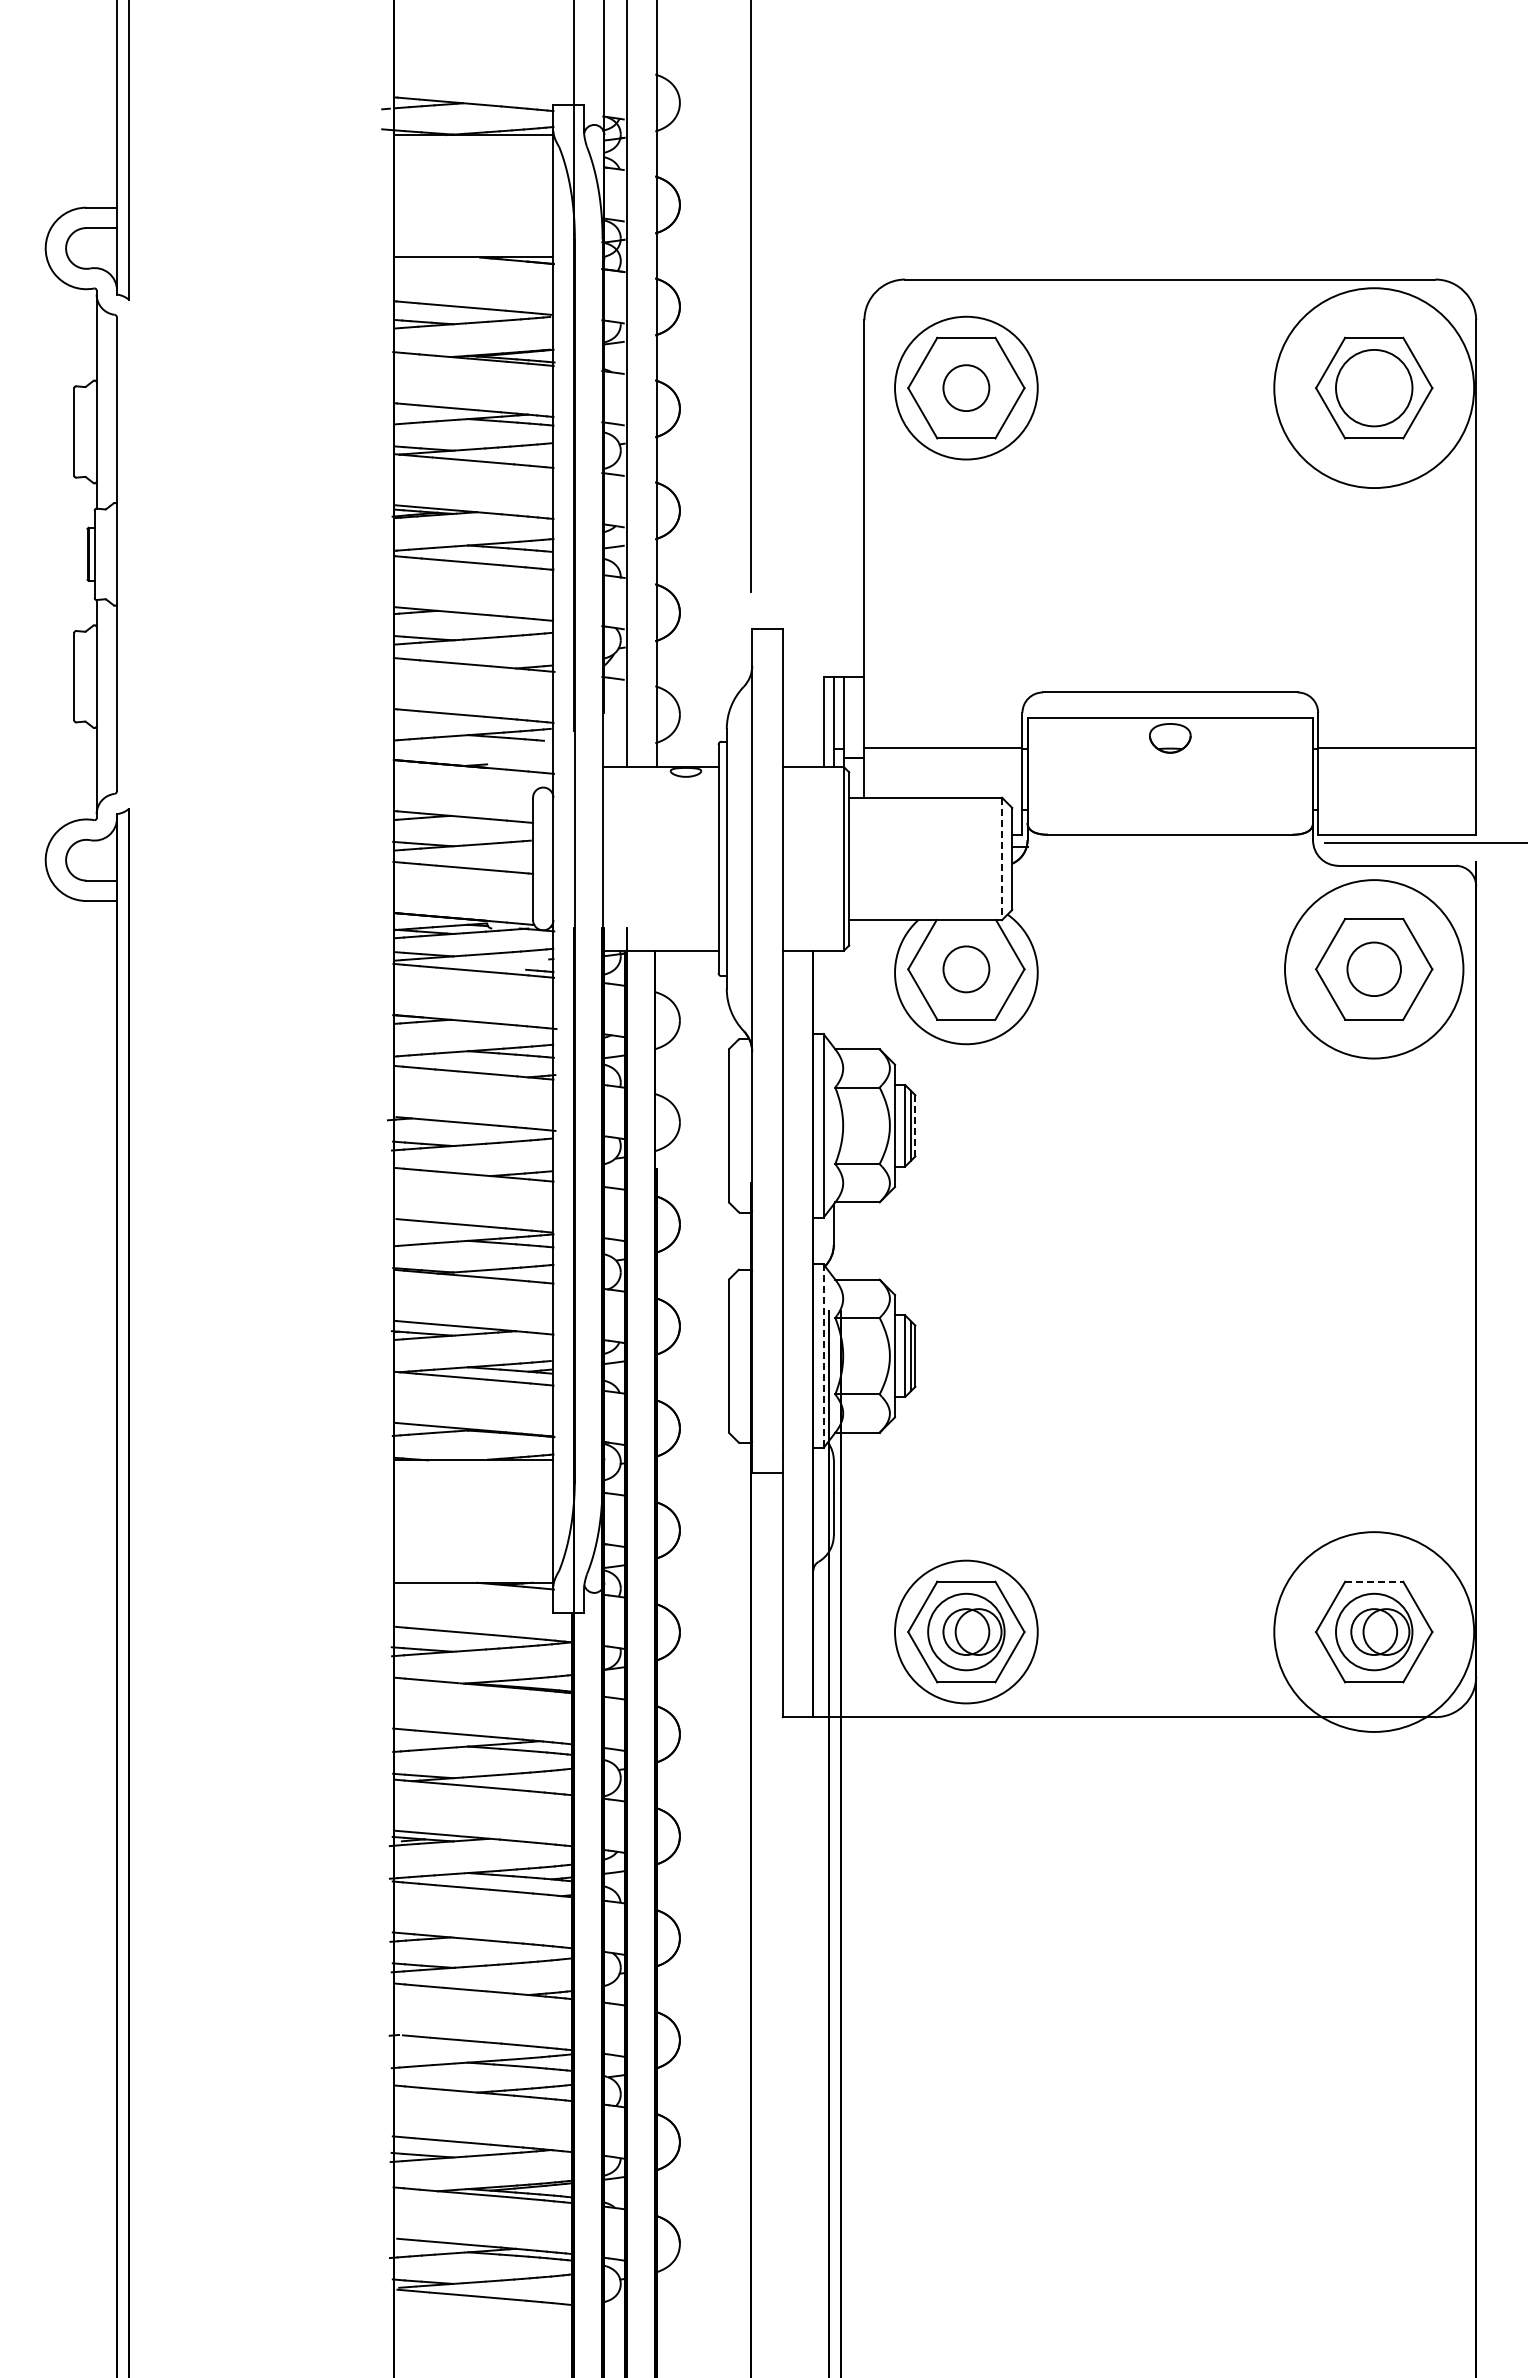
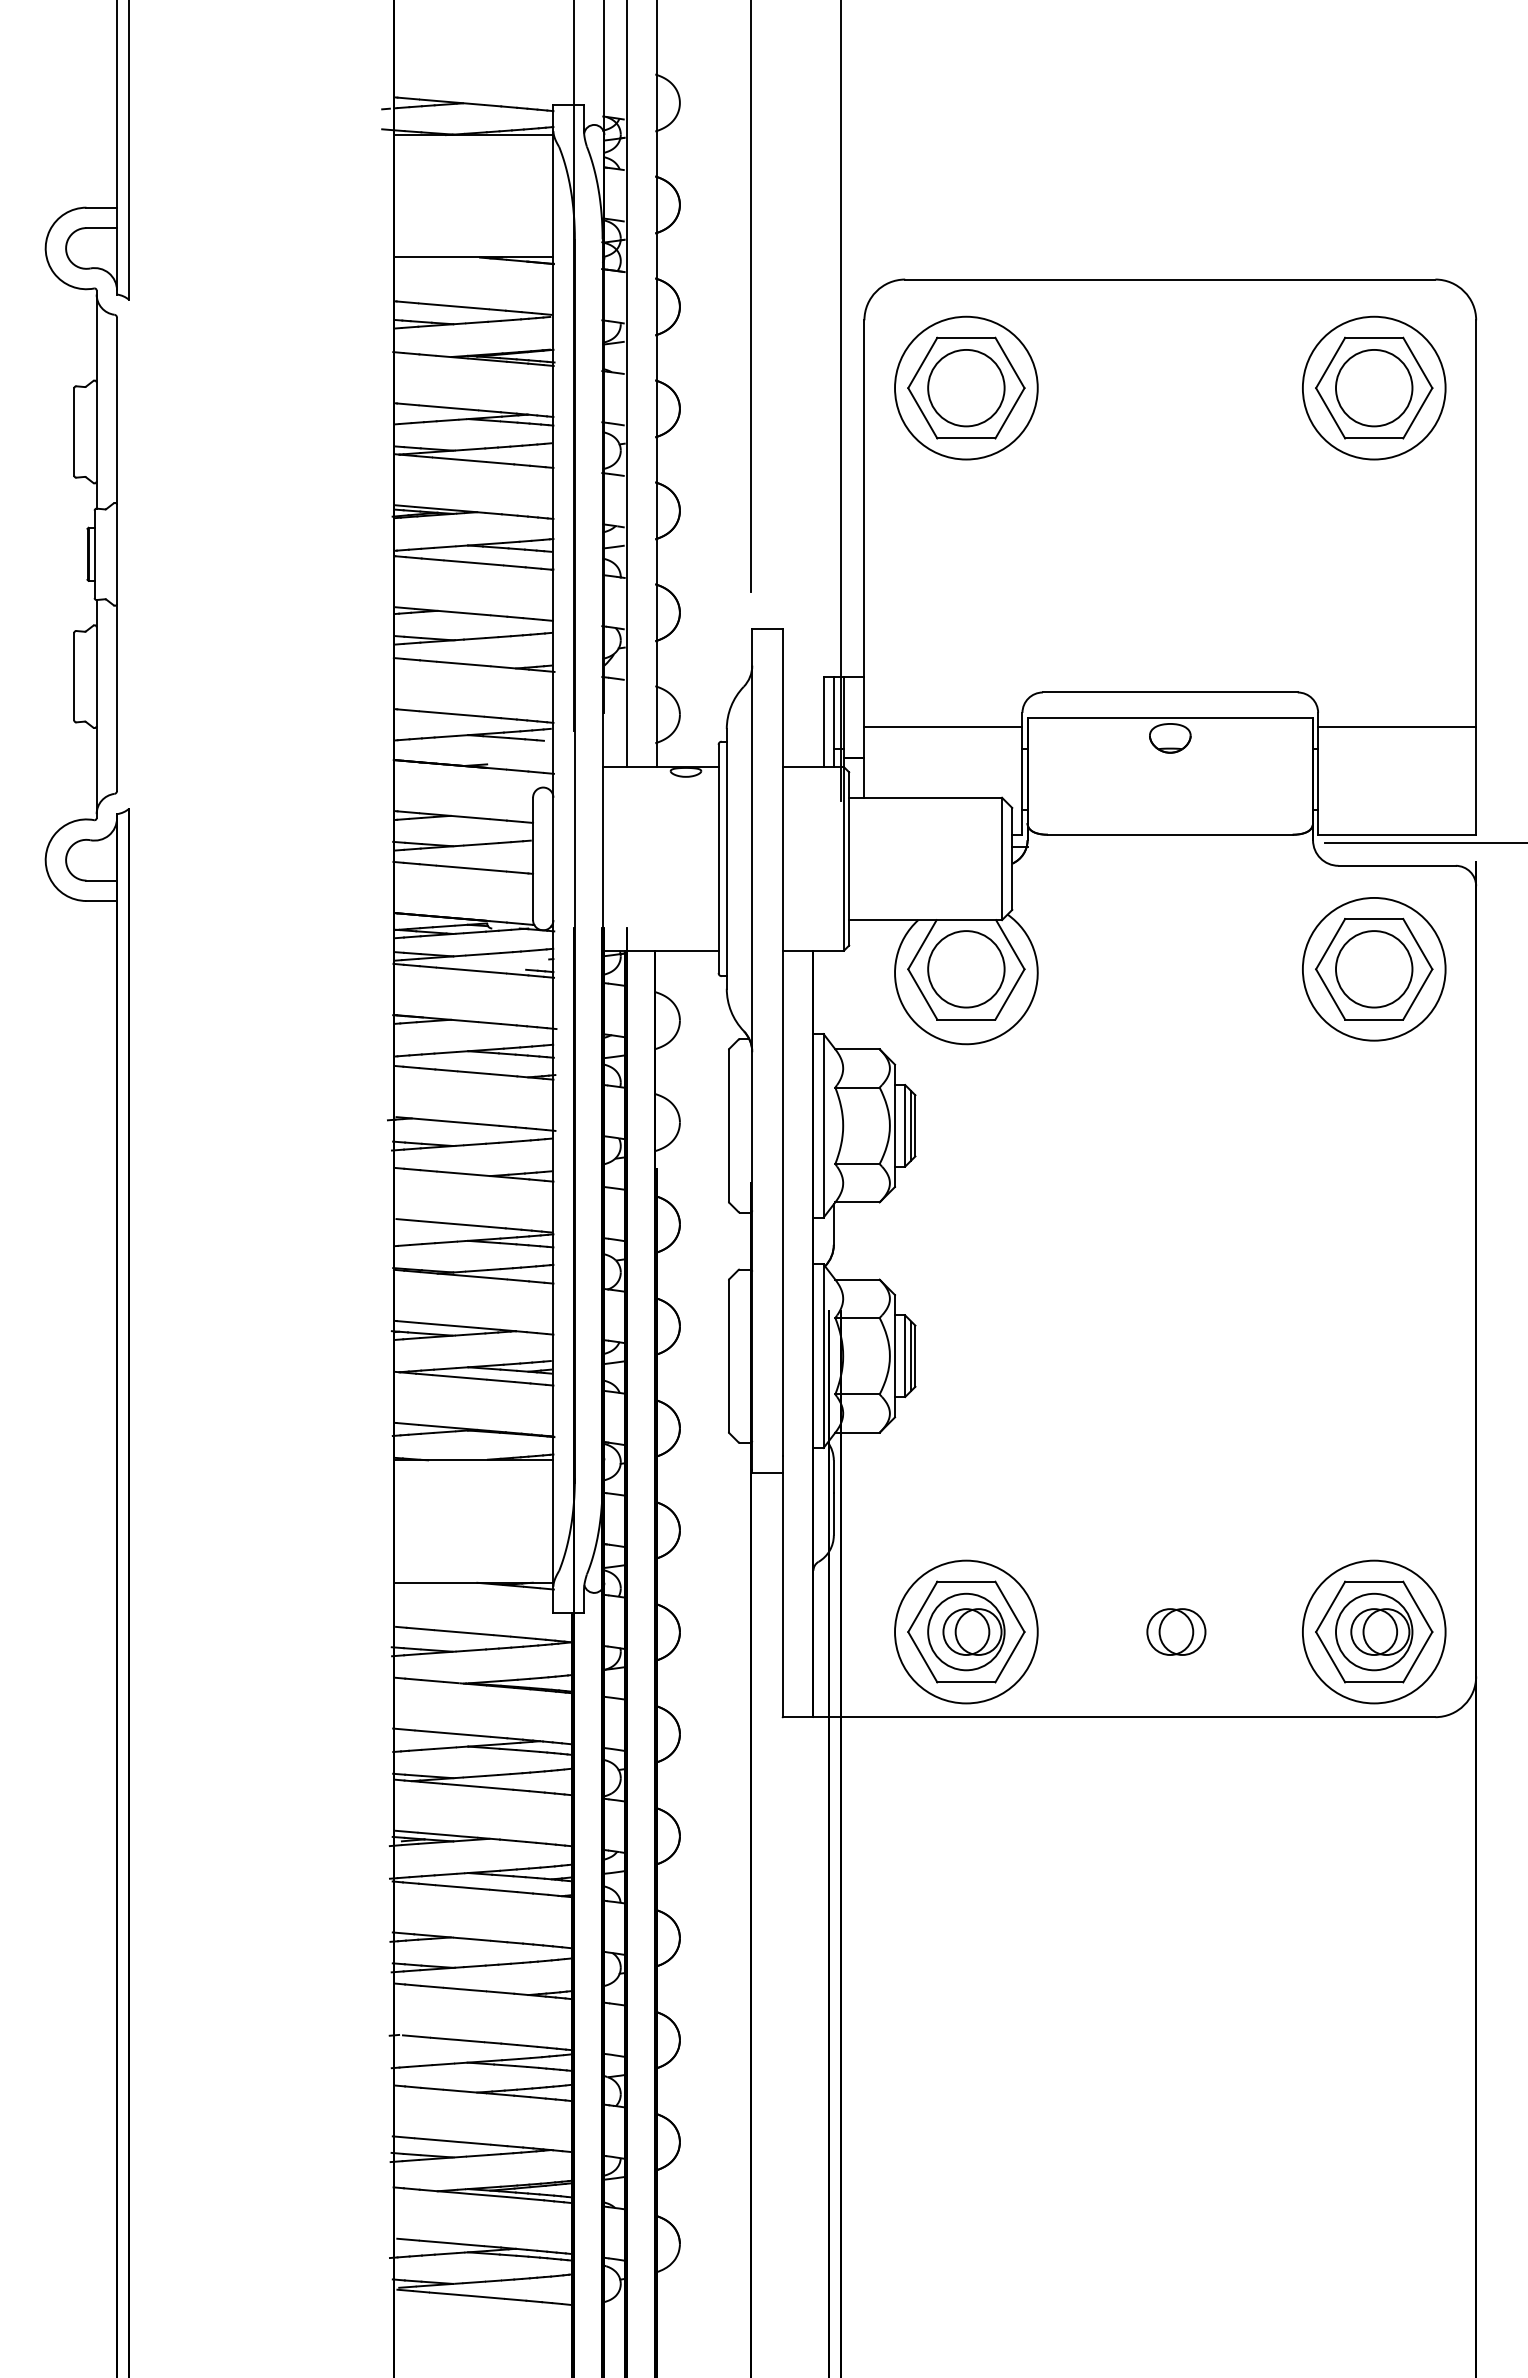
circle diameter: 46 px -> 76 px (966, 387)
circle diameter: 200 px -> 143 px (1373, 387)
line: none -> present (840, 401)
line position: (943, 747) -> (943, 726) (943, 726)
line position: (1397, 747) -> (1397, 726) (1397, 726)
line: dashed -> solid (1002, 859)
circle size: 49x49 px -> 79x79 px (966, 969)
circle diameter: 54 px -> 76 px (1373, 969)
circle diameter: 178 px -> 143 px (1373, 968)
line: dashed -> solid (915, 1125)
line: dashed -> solid (823, 1356)
line: dashed -> solid (1374, 1581)
part: none -> present (1176, 1631)
circle diameter: 200 px -> 143 px (1373, 1631)
